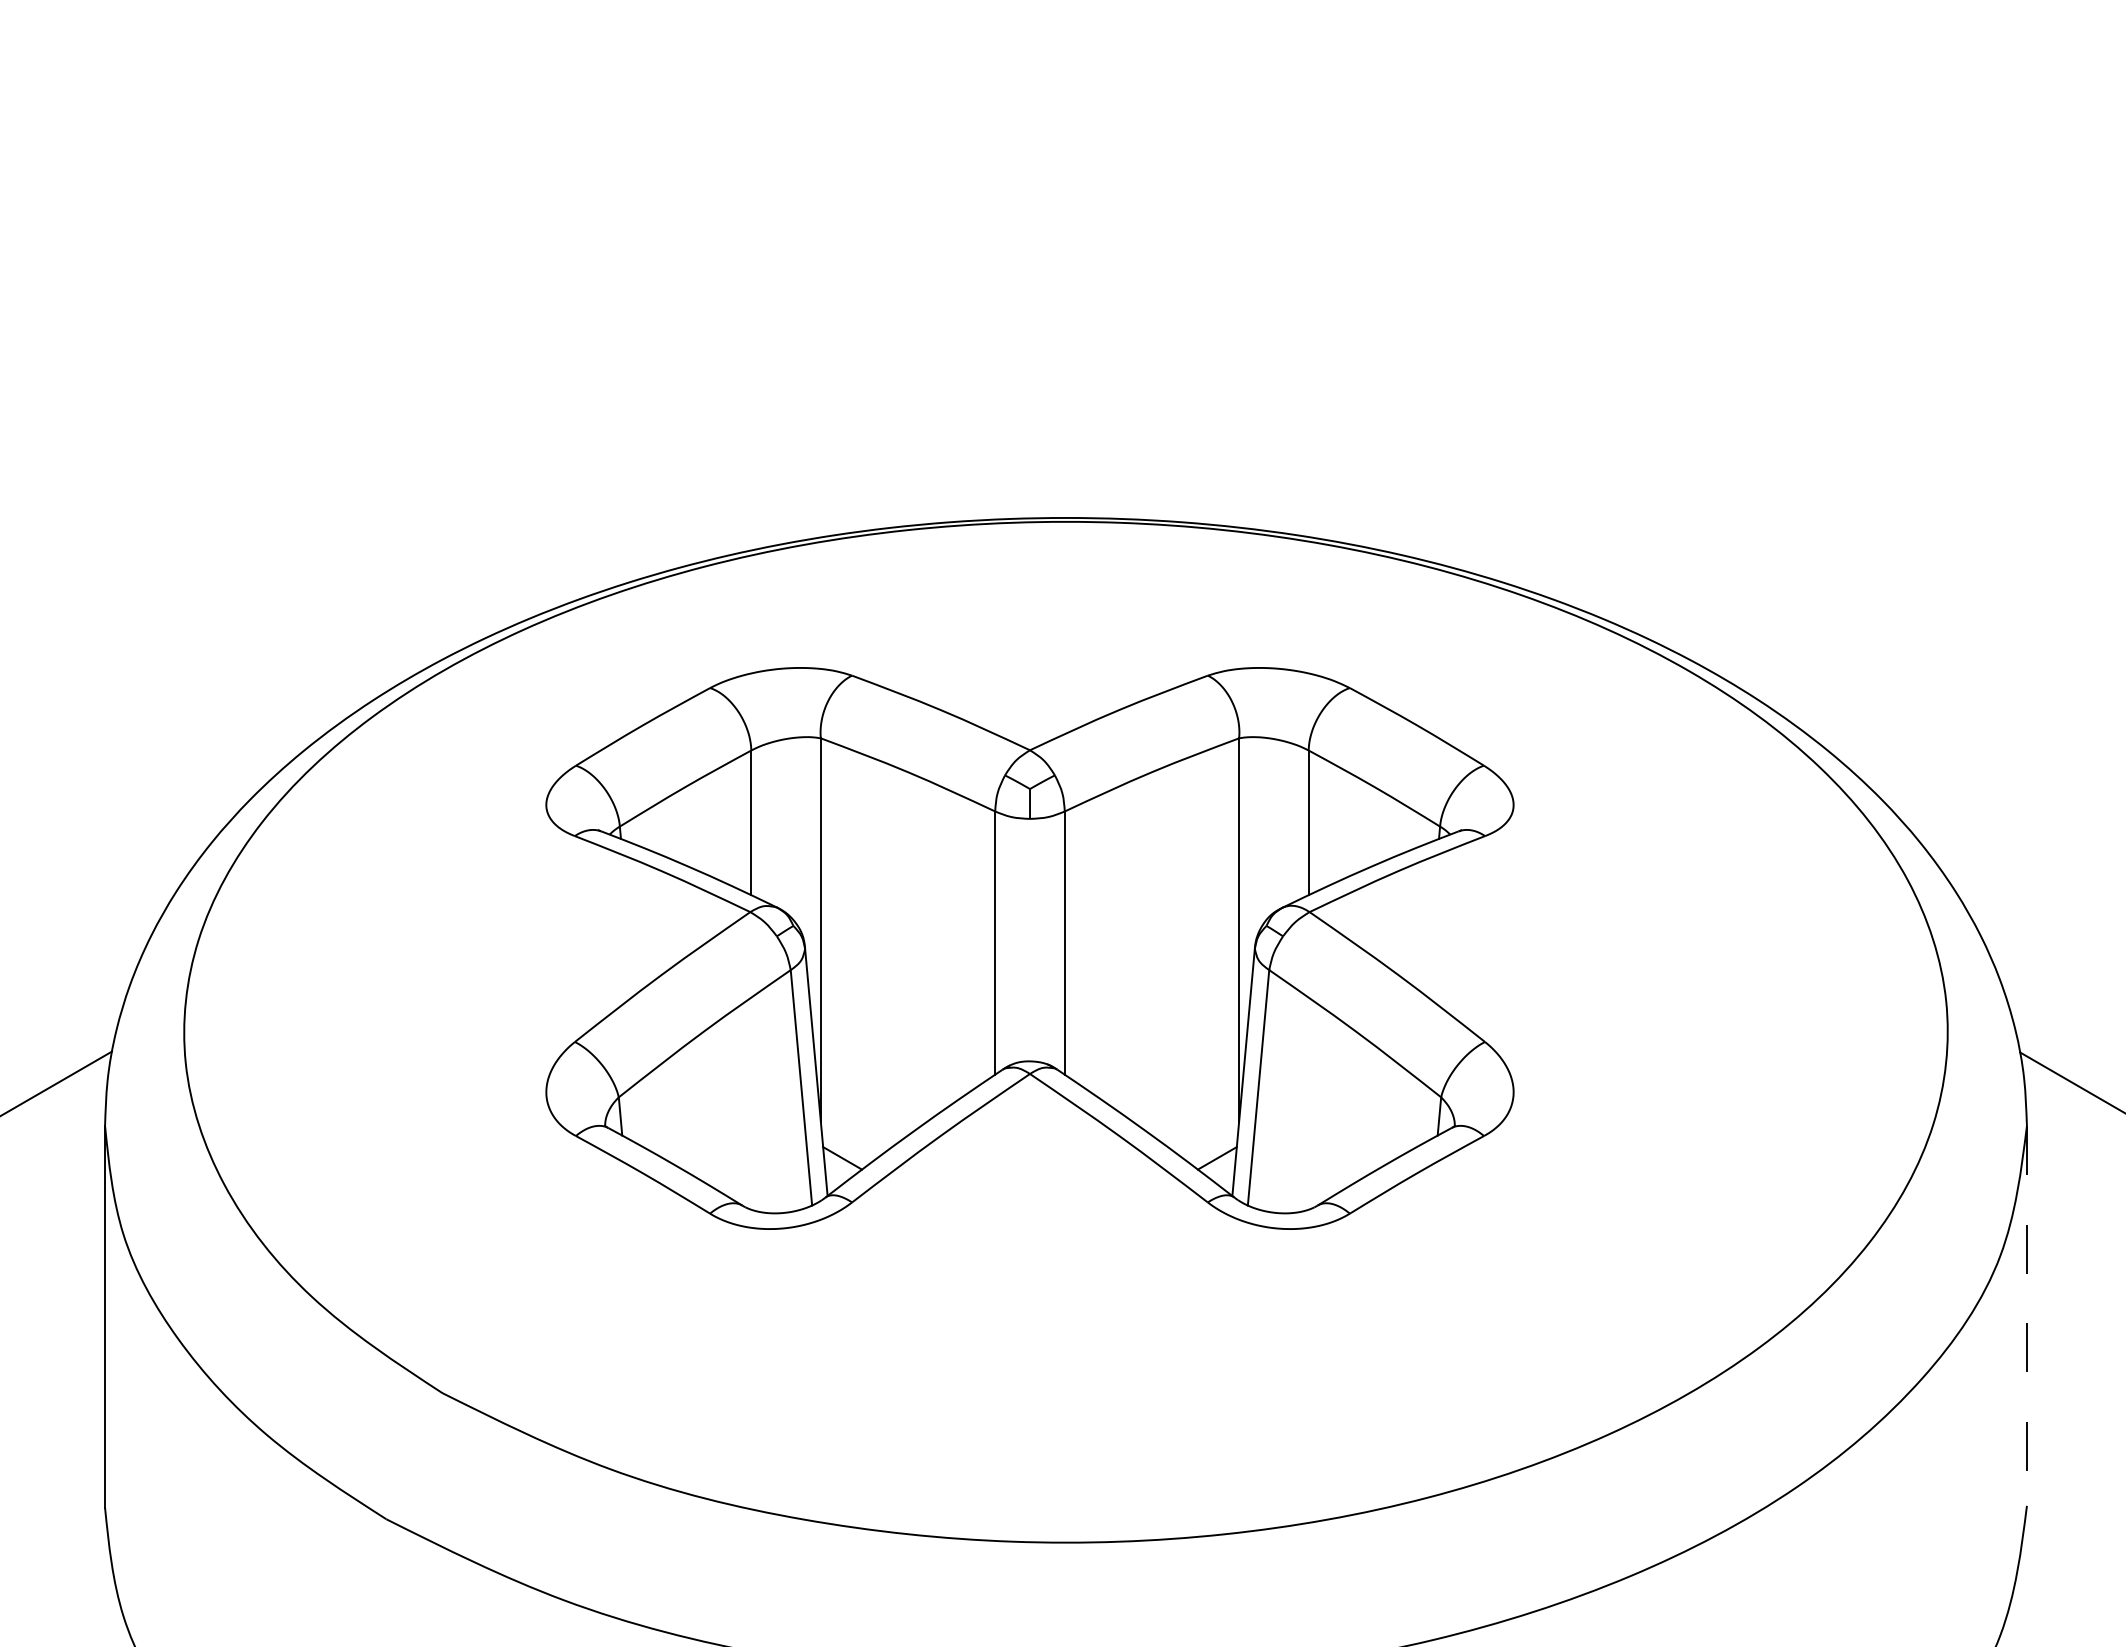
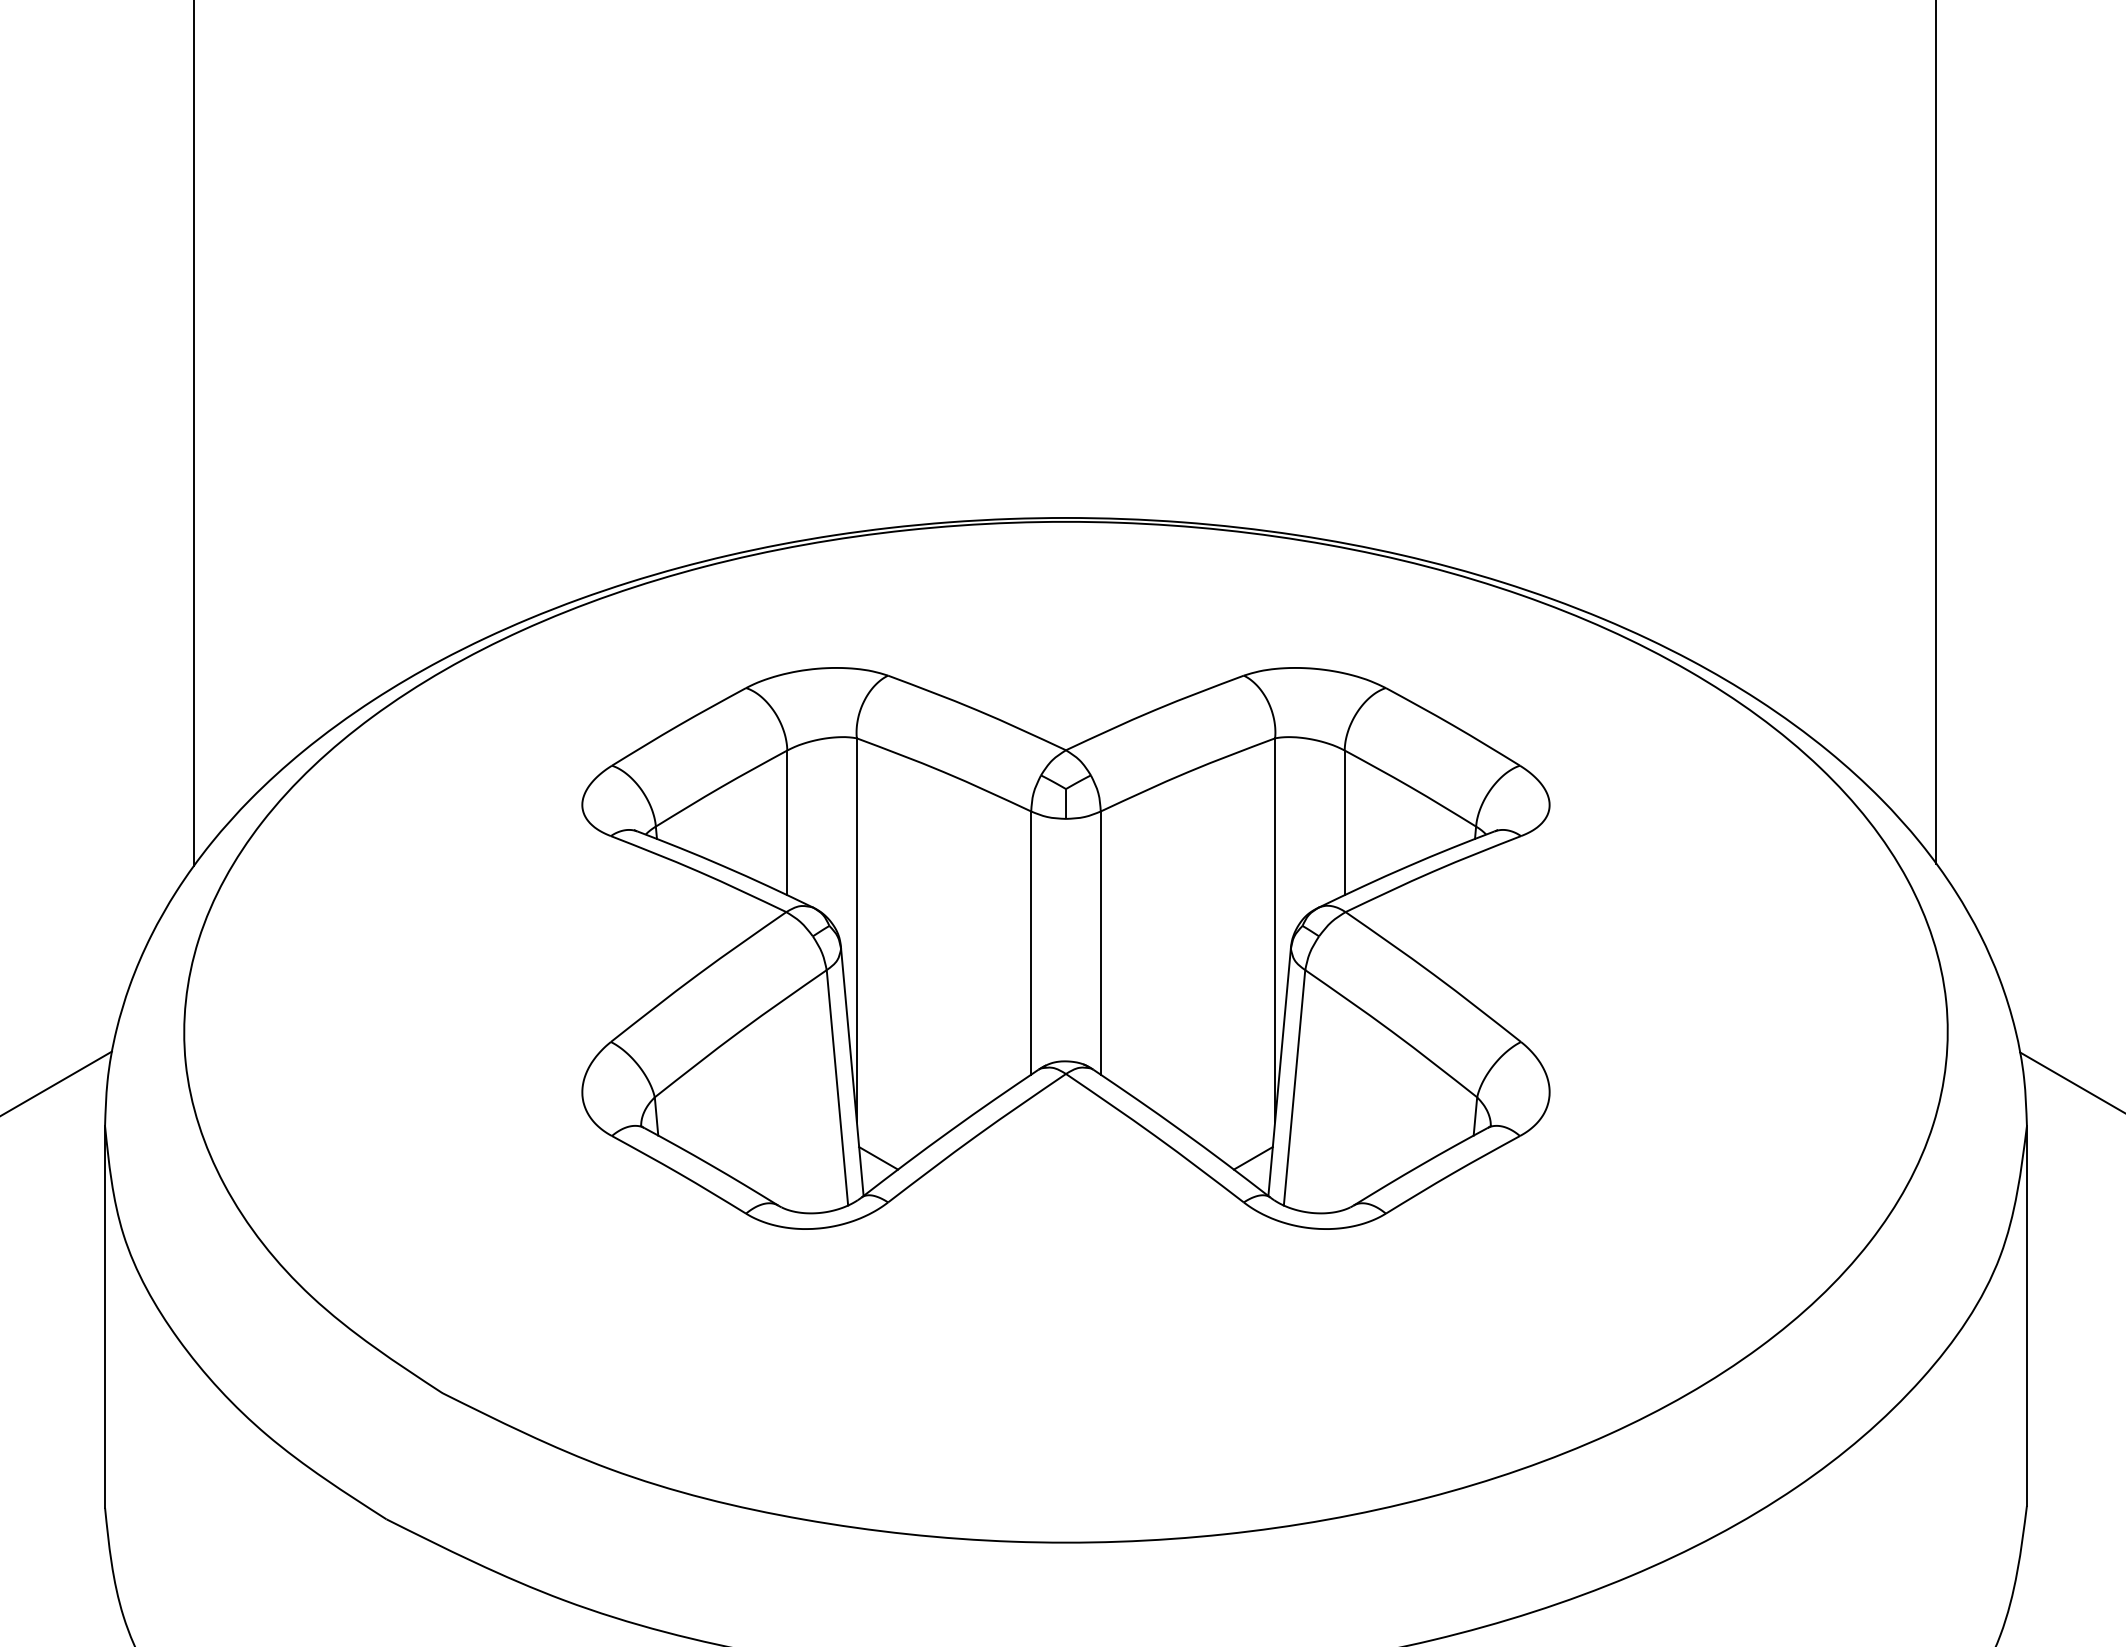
line: none -> present (1936, 432)
line: none -> present (194, 433)
part position: (1029, 948) -> (1065, 948) (1065, 948)
line: dashed -> solid (2026, 1315)
